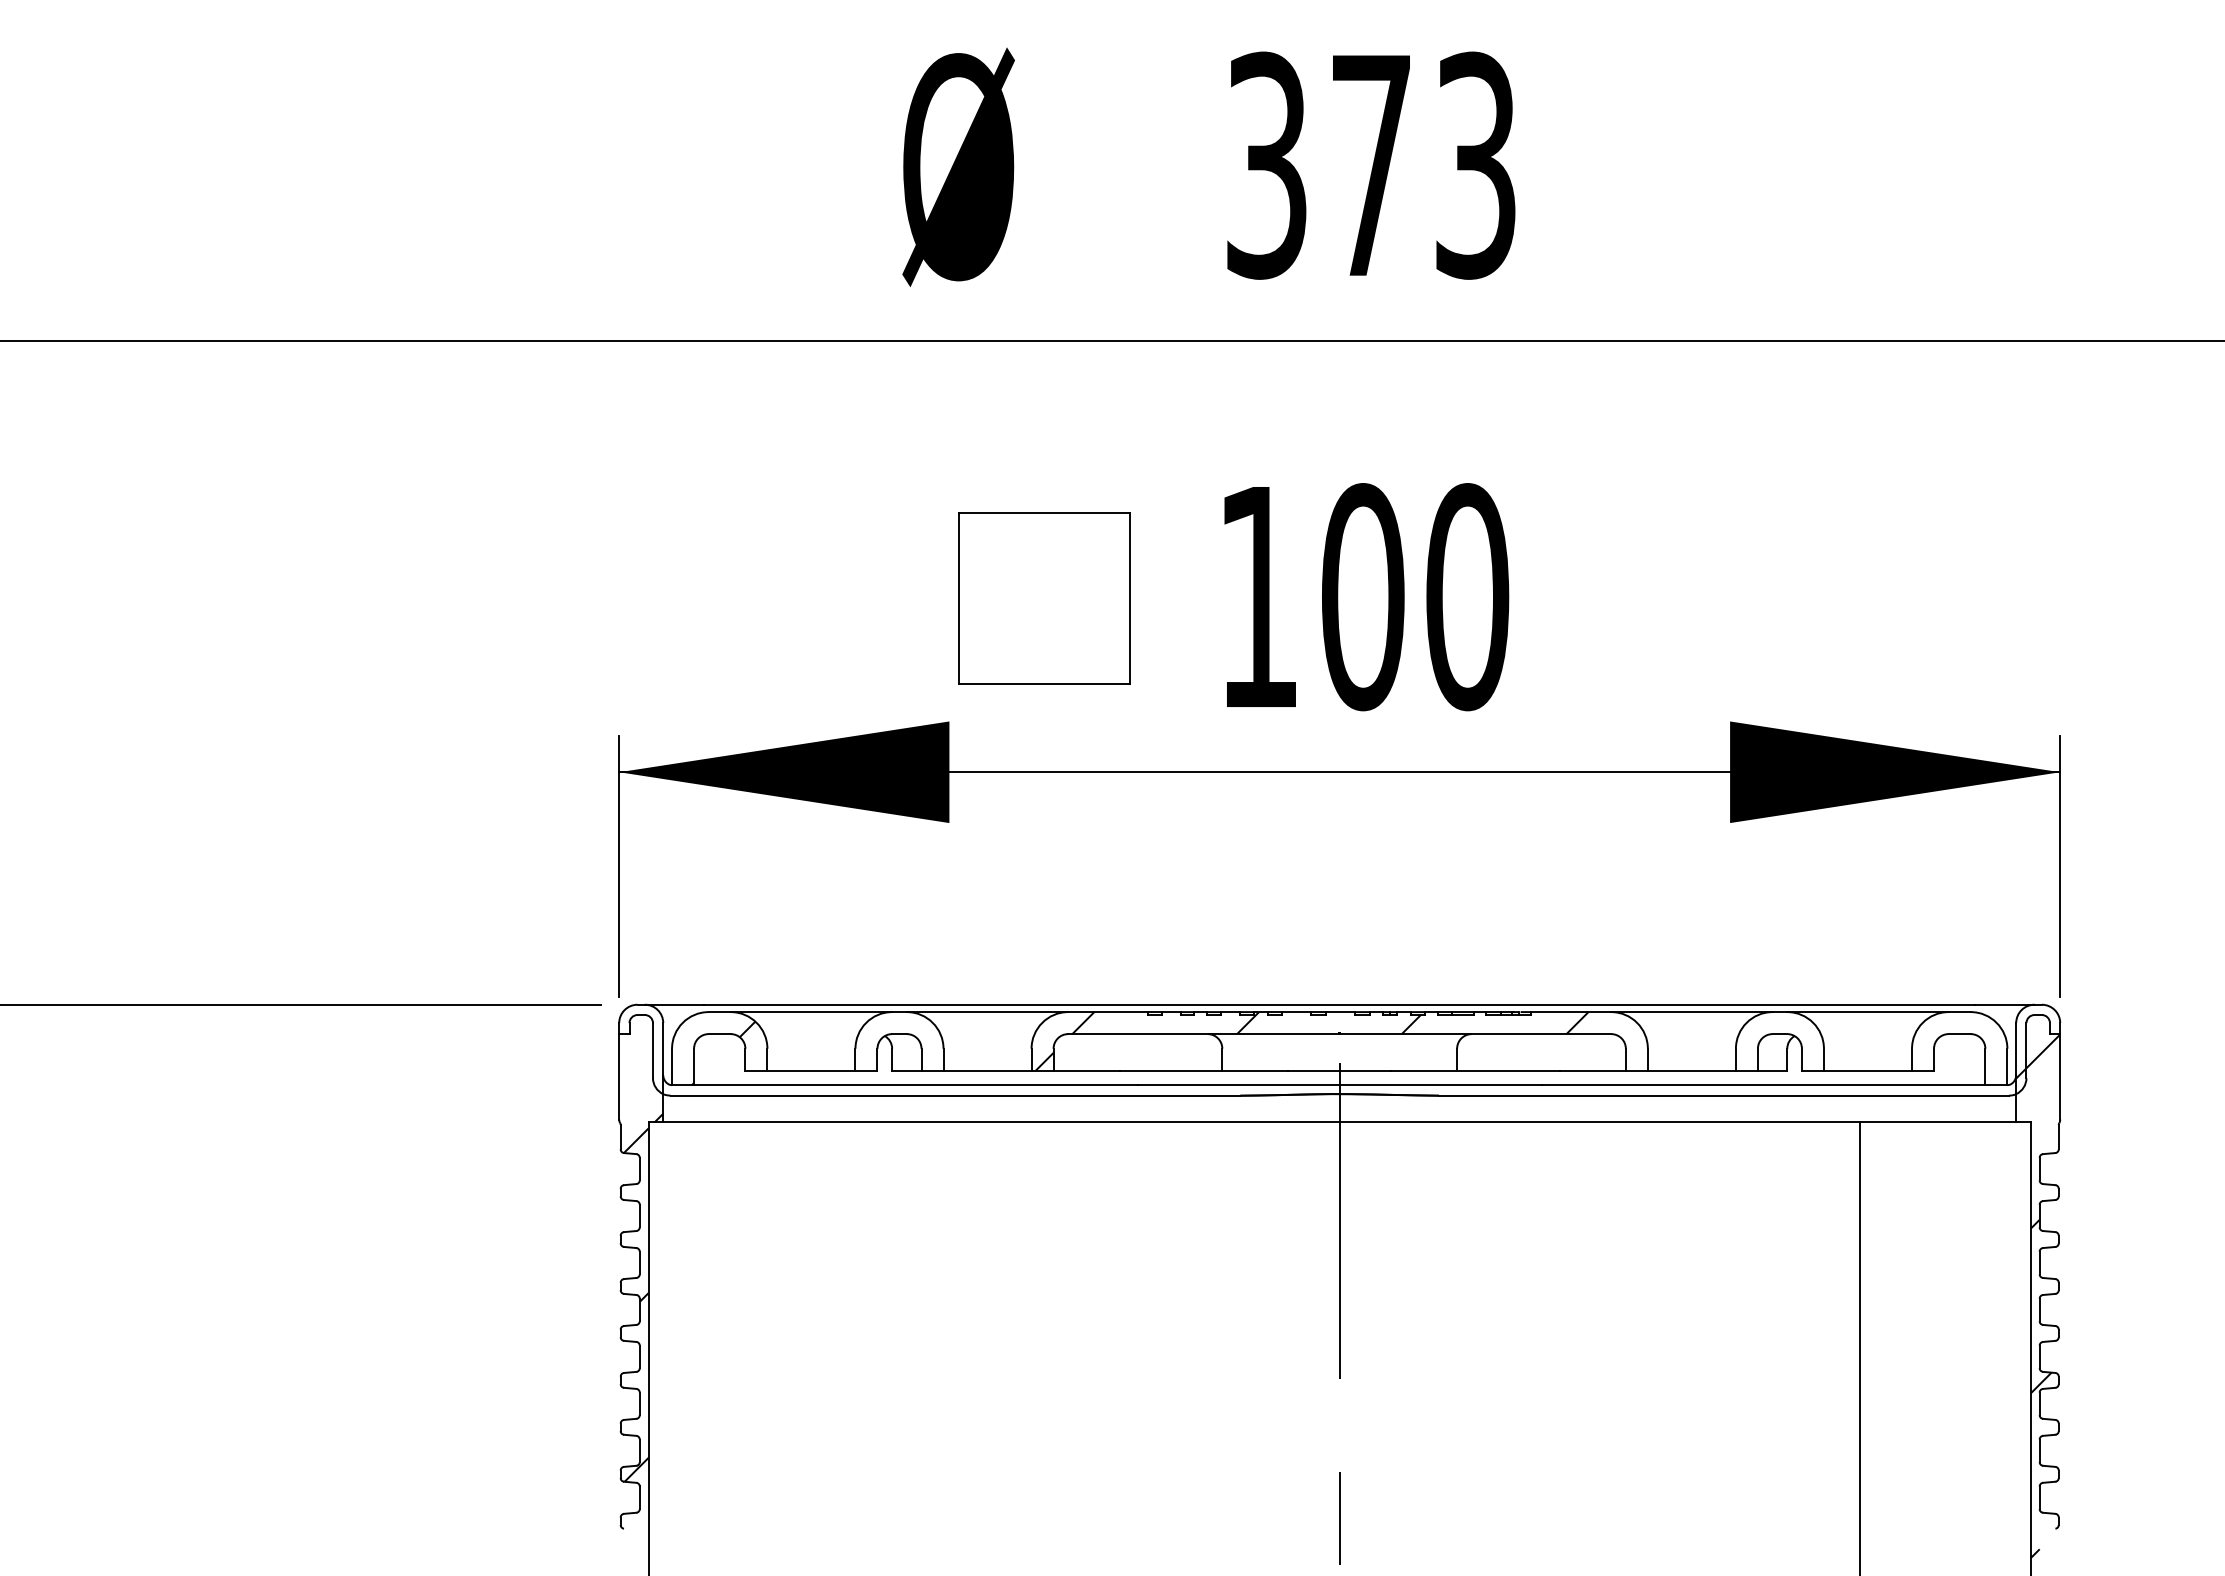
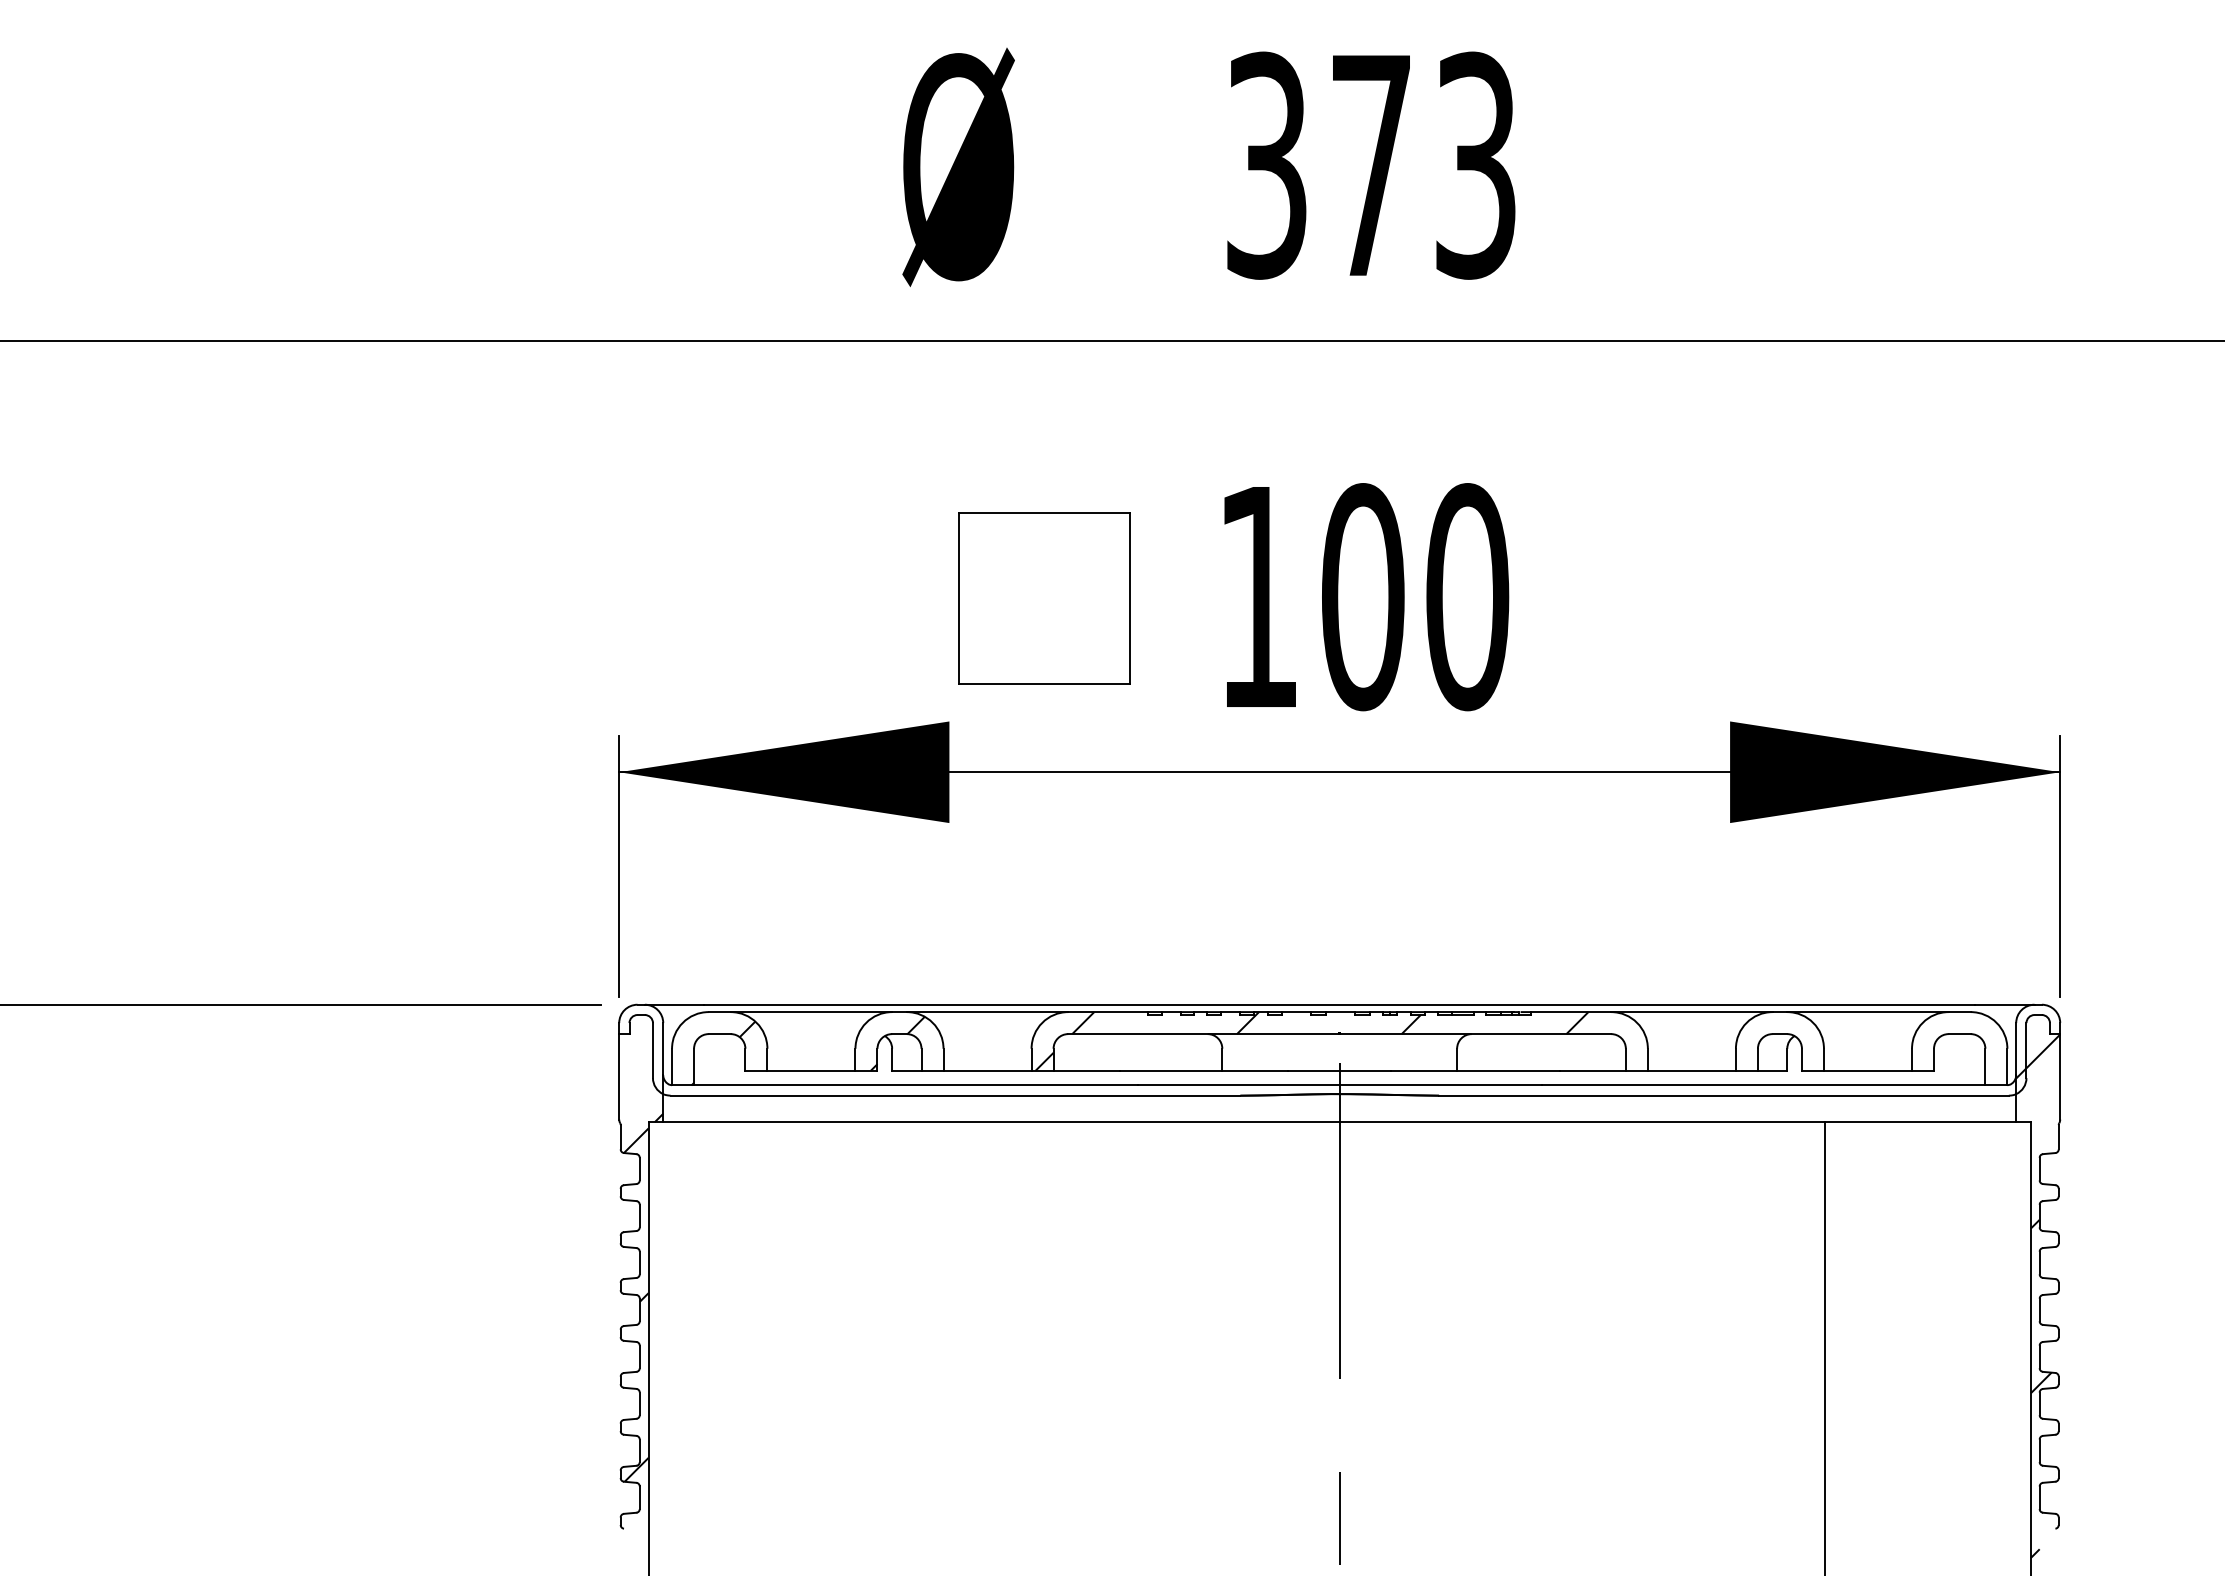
hatch: none -> present (897, 1043)
line position: (1860, 1347) -> (1825, 1347) (1825, 1347)
